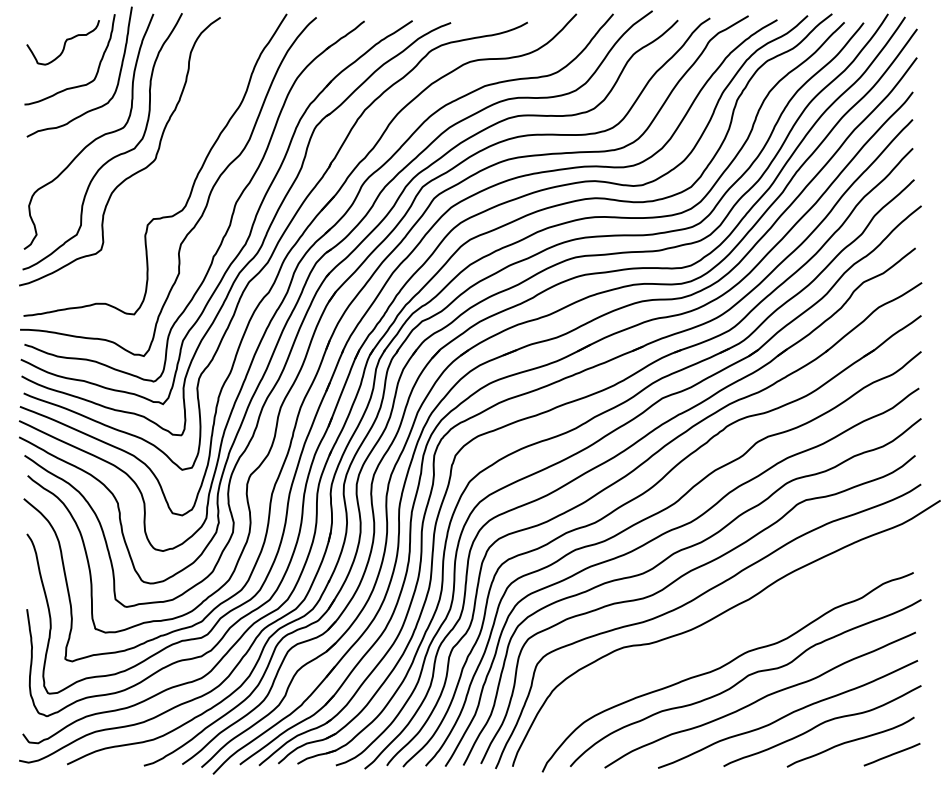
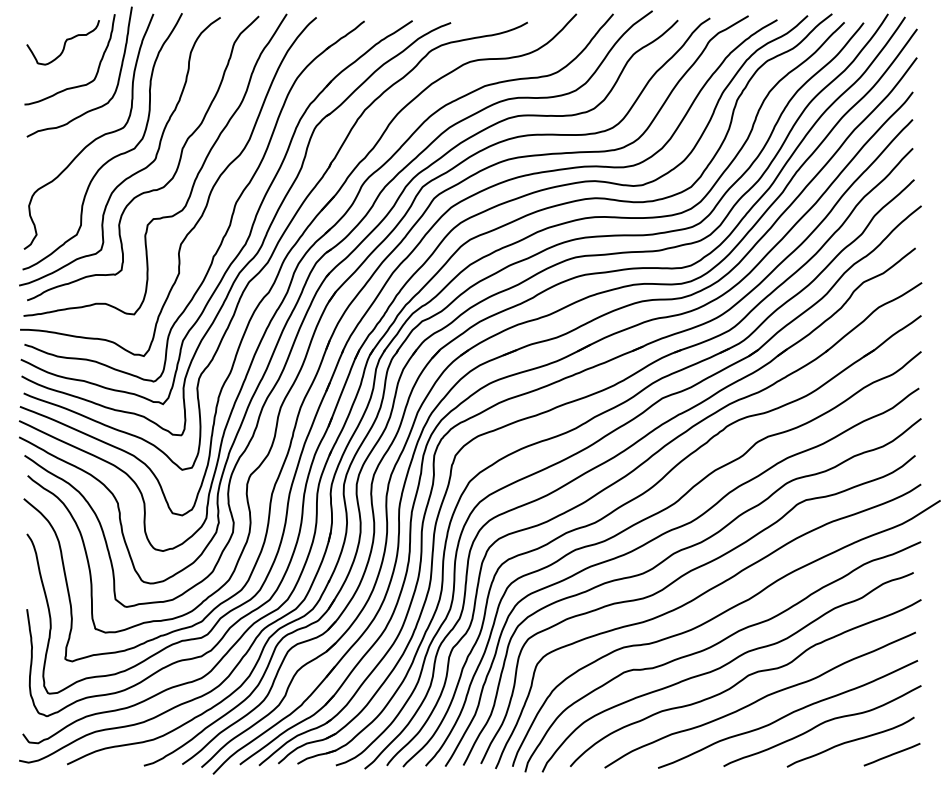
curve: none -> present (152, 189)
curve: none -> present (716, 645)
